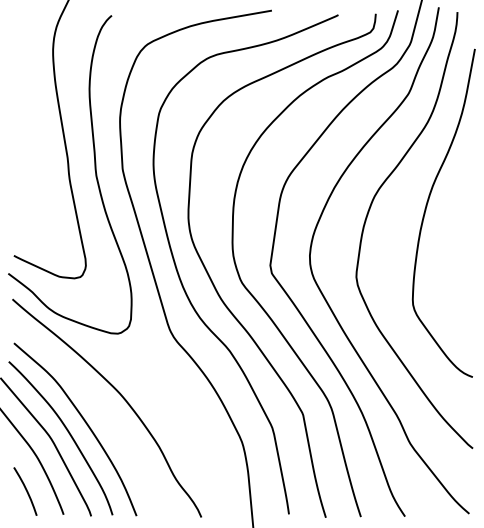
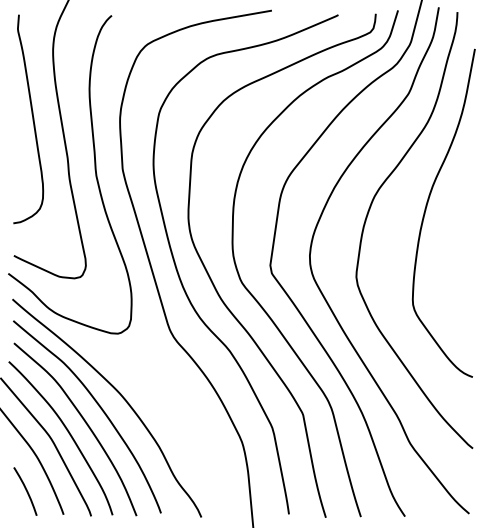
curve: none -> present (32, 119)
curve: none -> present (98, 406)
